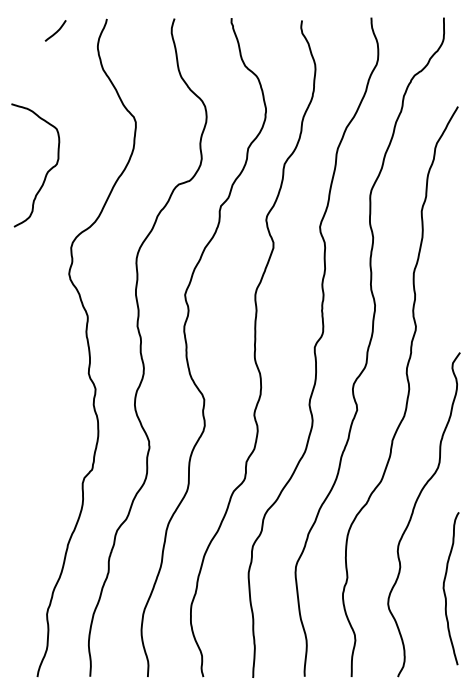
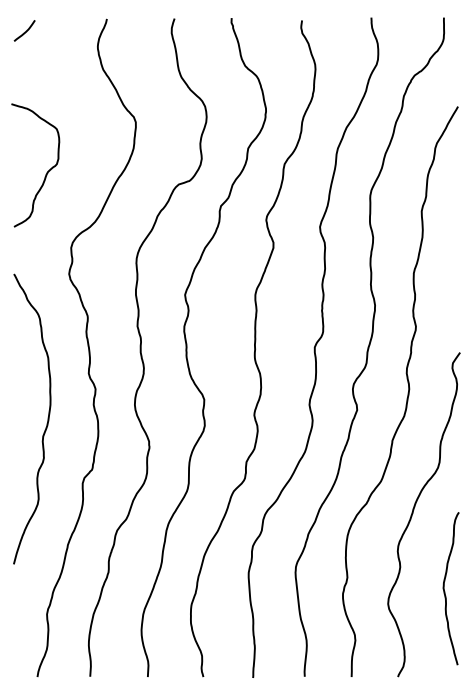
curve position: (56, 31) -> (25, 31) (25, 31)
curve: none -> present (46, 423)
